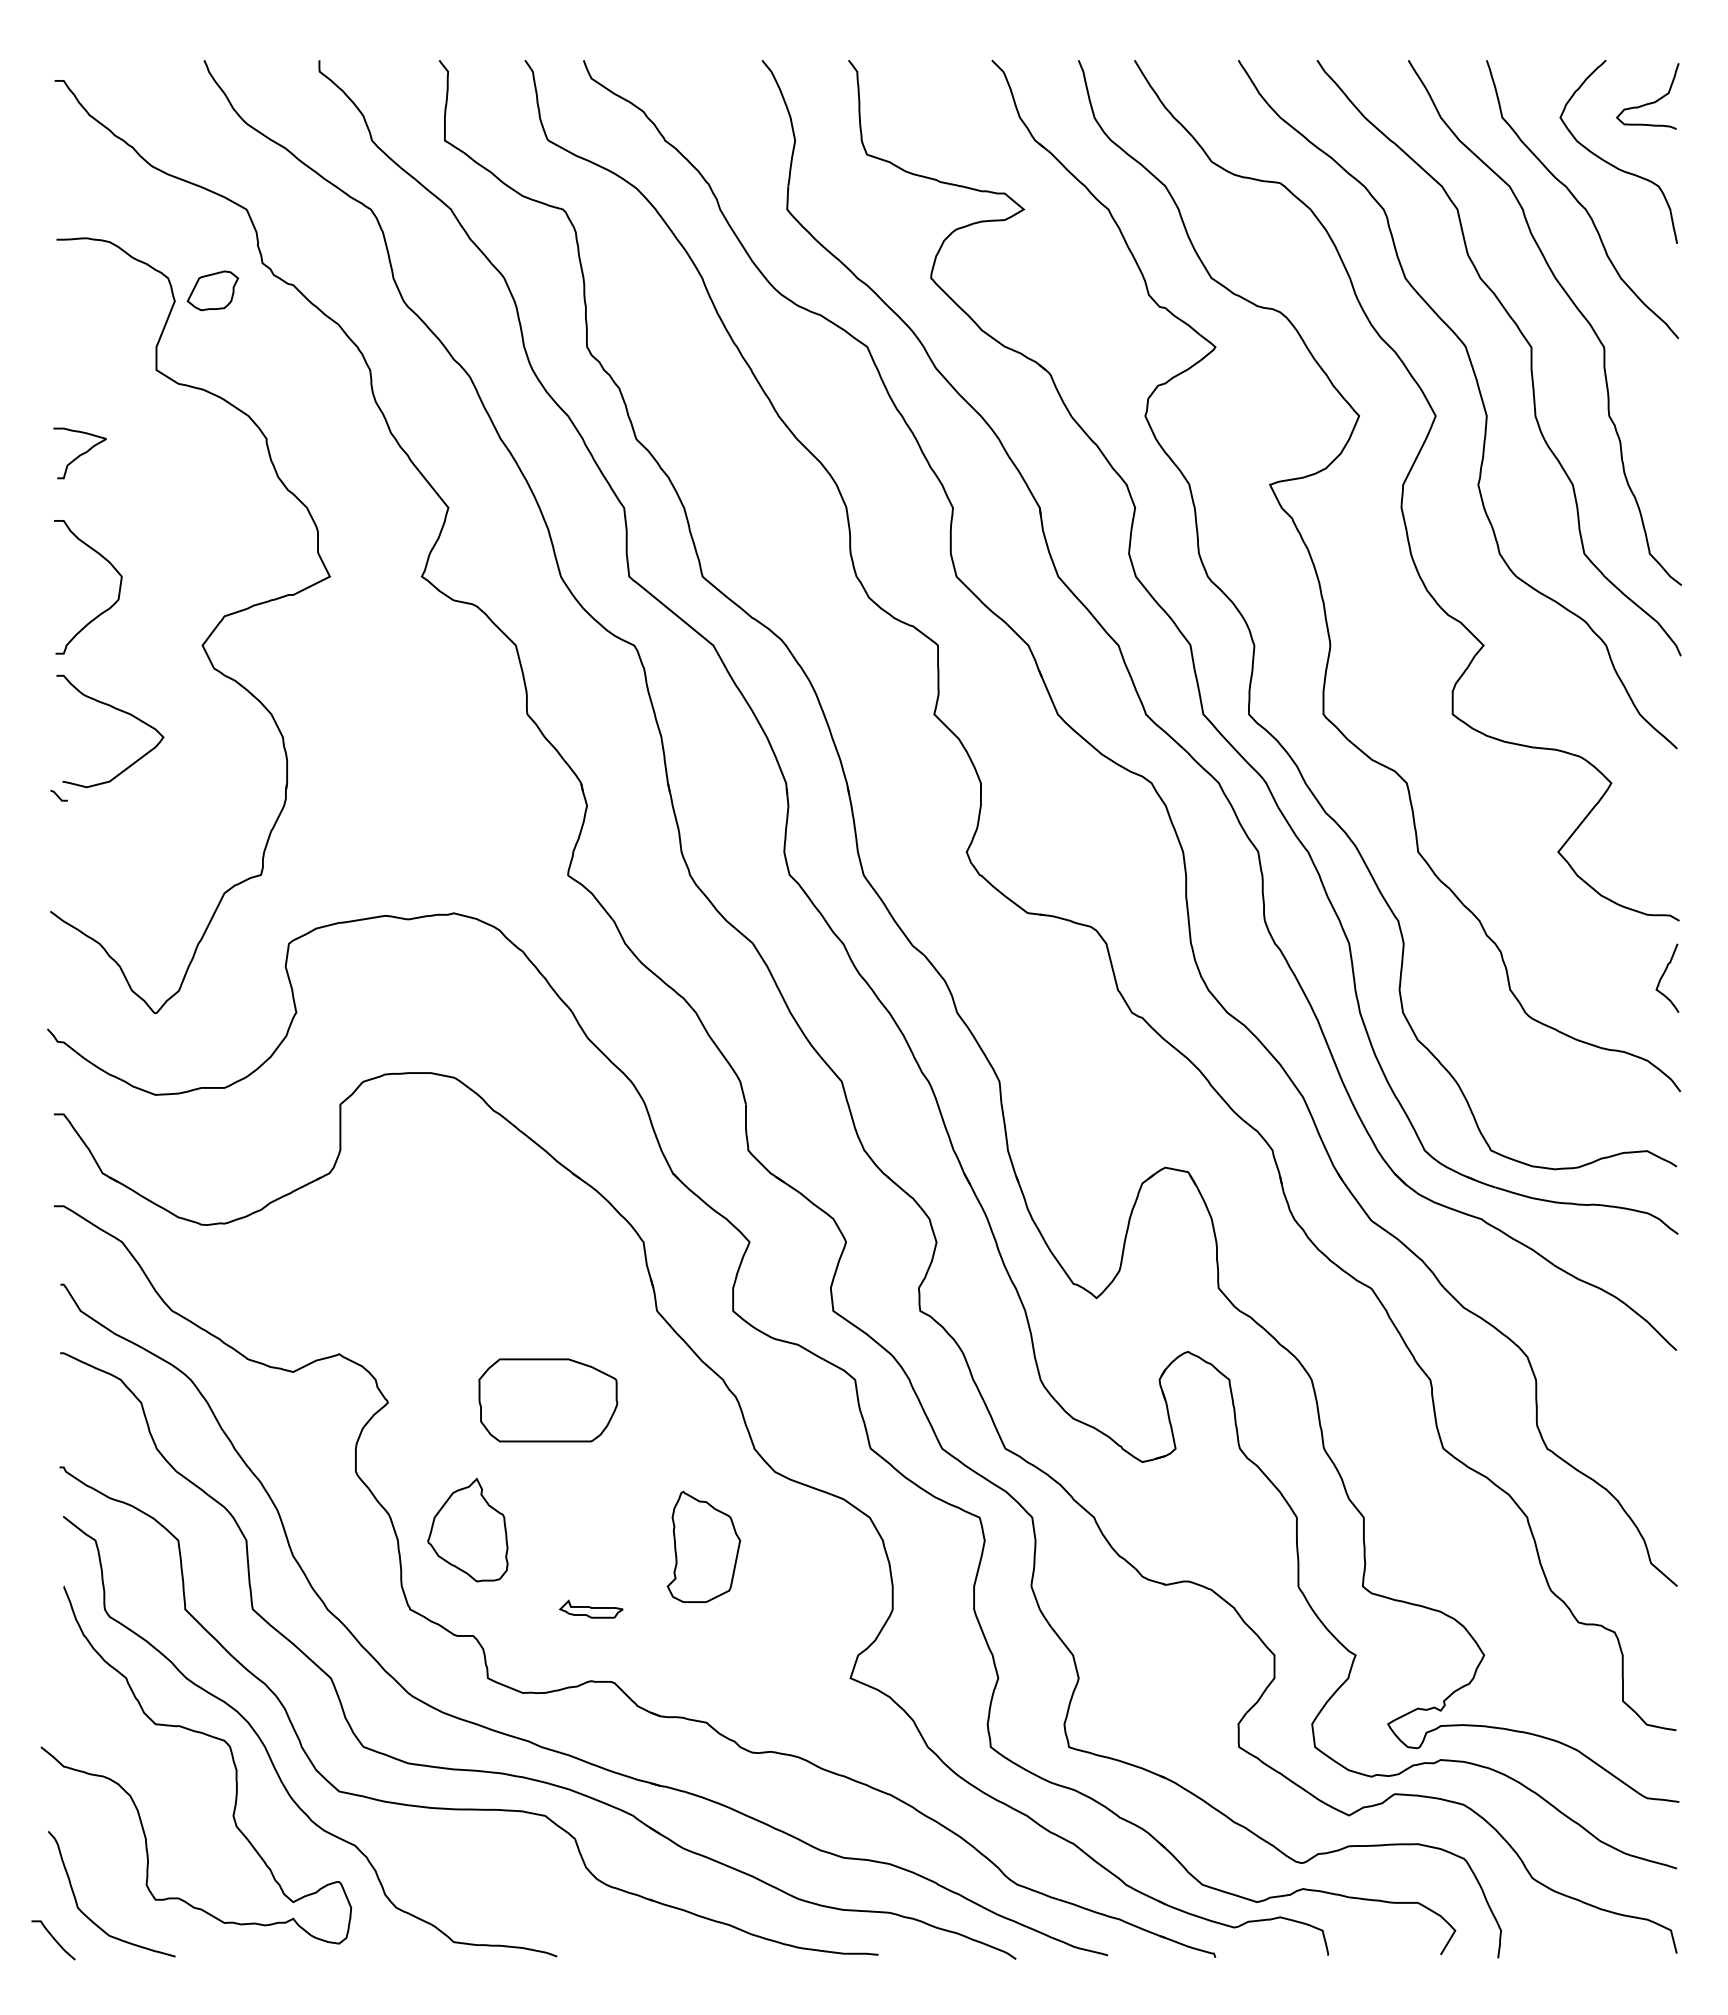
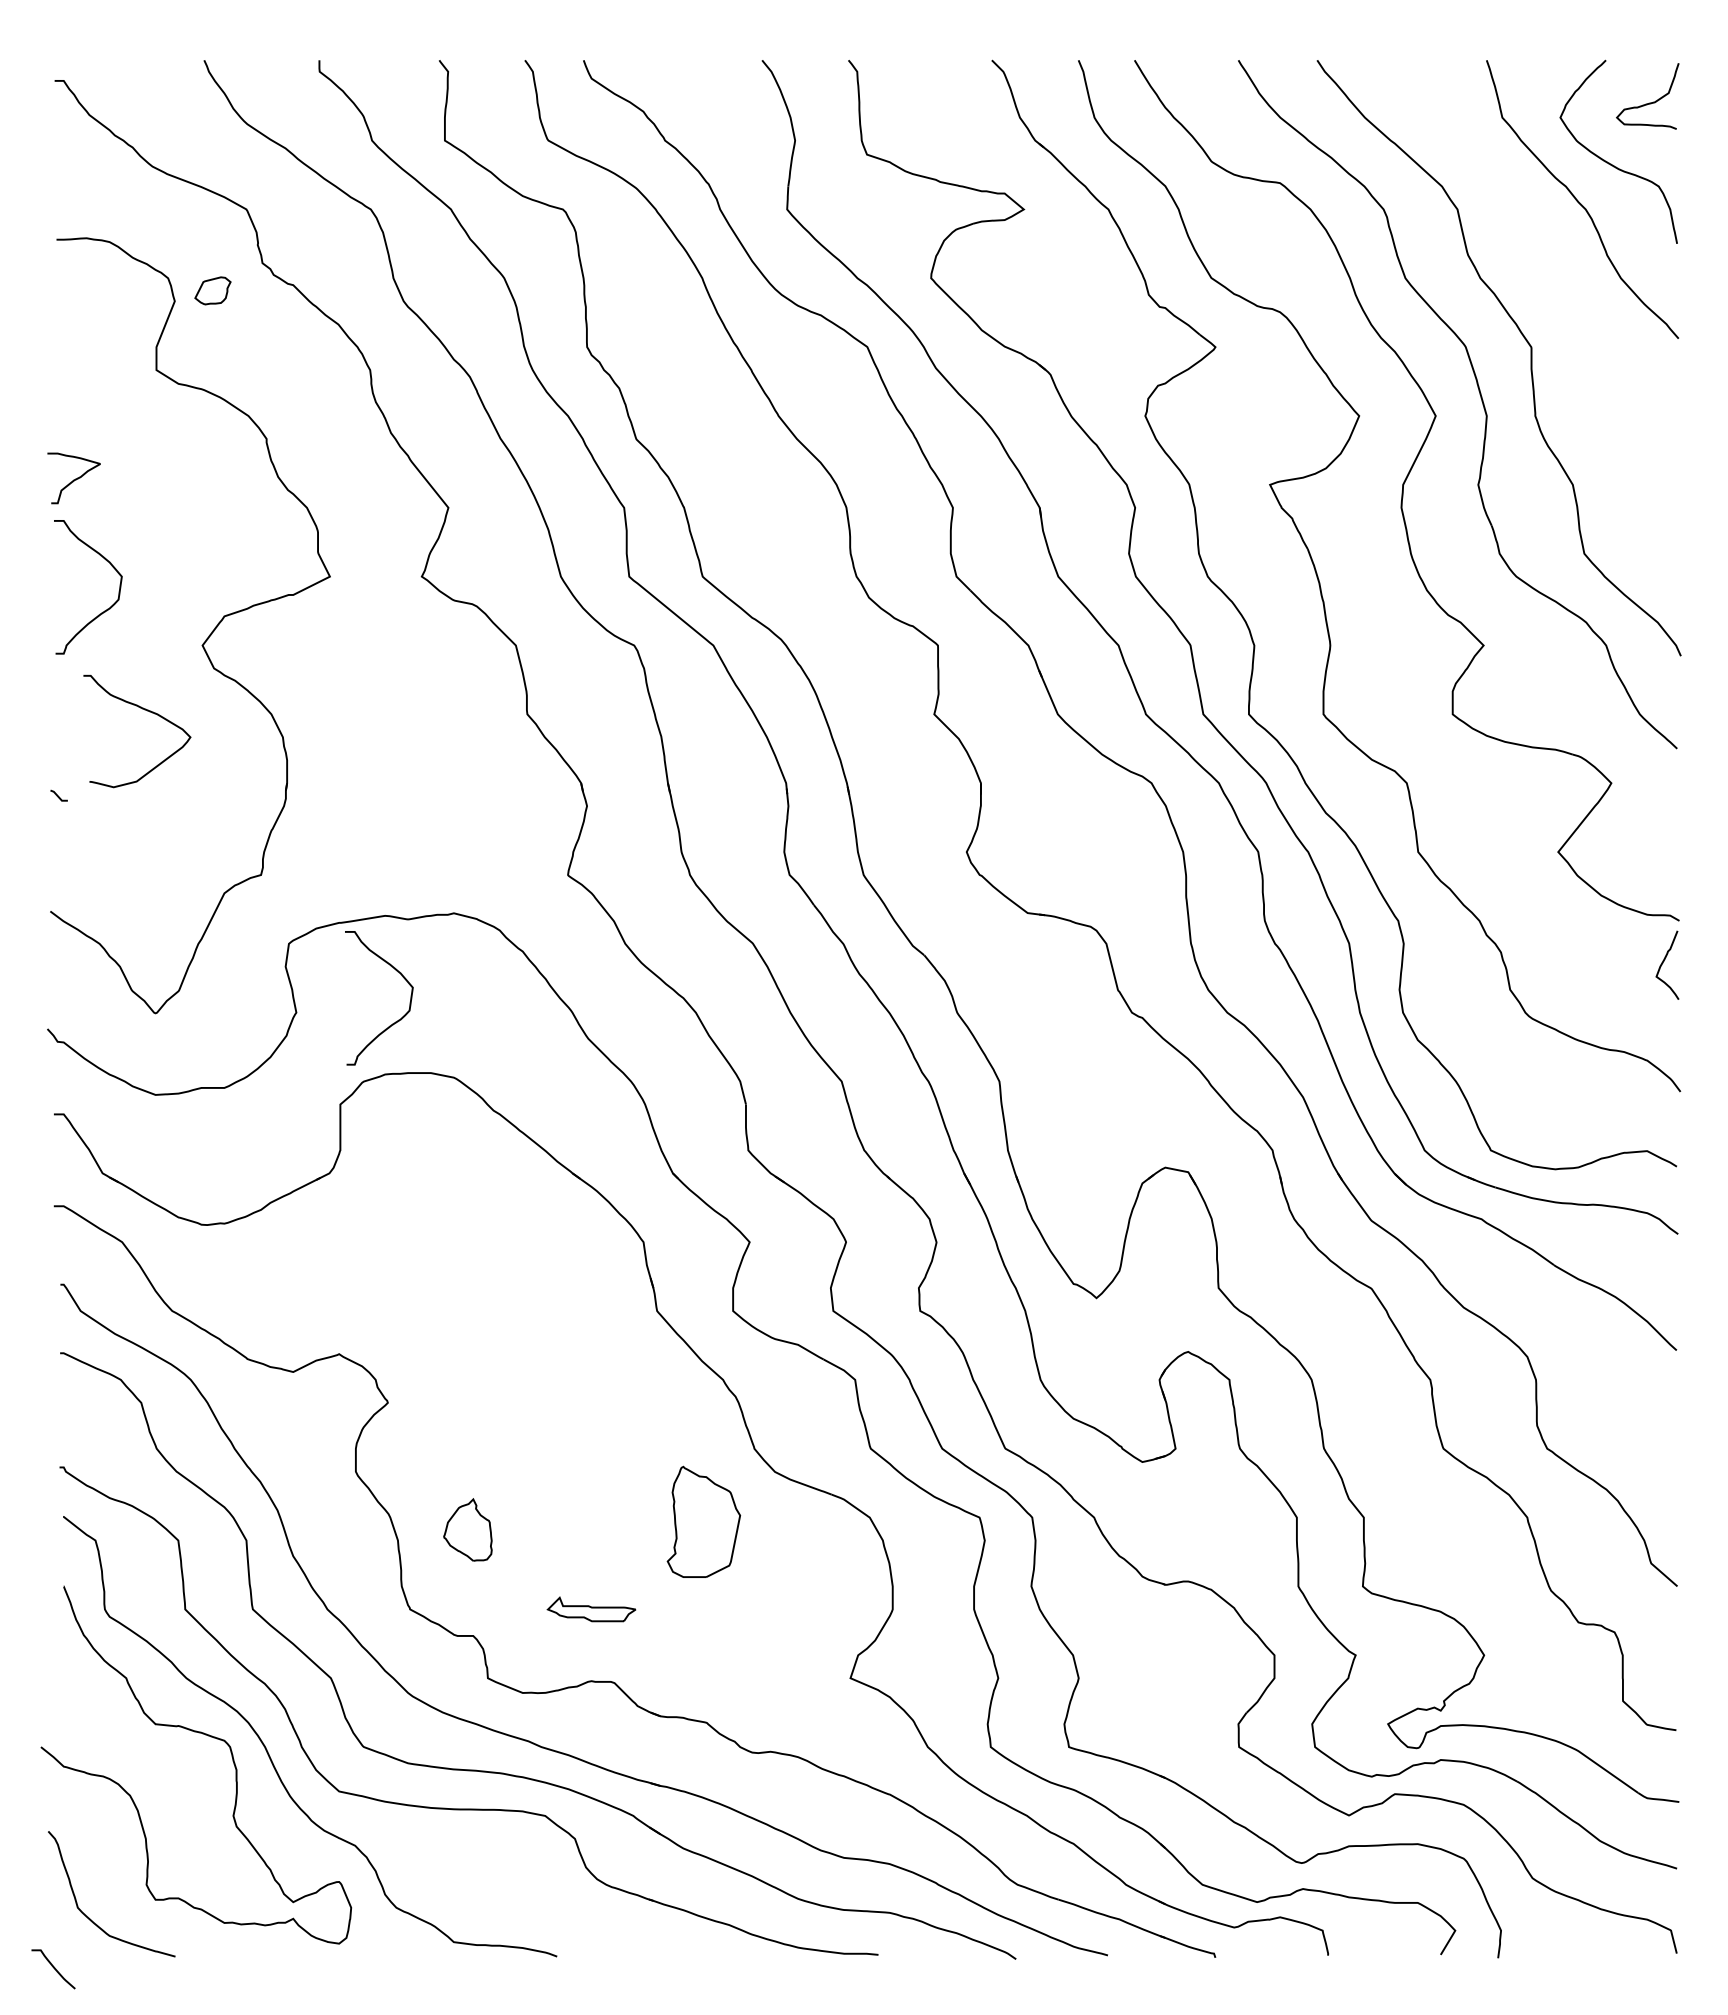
part size: 54x42 px -> 38x30 px (212, 290)
curve: present -> none (1572, 303)
curve position: (79, 454) -> (73, 479) (73, 479)
curve position: (117, 710) -> (144, 710) (144, 710)
curve position: (1663, 976) -> (1663, 963) (1663, 963)
curve: none -> present (395, 1021)
part: present -> none (548, 1400)
part size: 82x106 px -> 50x64 px (467, 1529)
part position: (703, 1546) -> (703, 1521) (703, 1521)
part size: 66x20 px -> 91x27 px (591, 1609)
curve position: (53, 1939) -> (53, 1968) (53, 1968)
